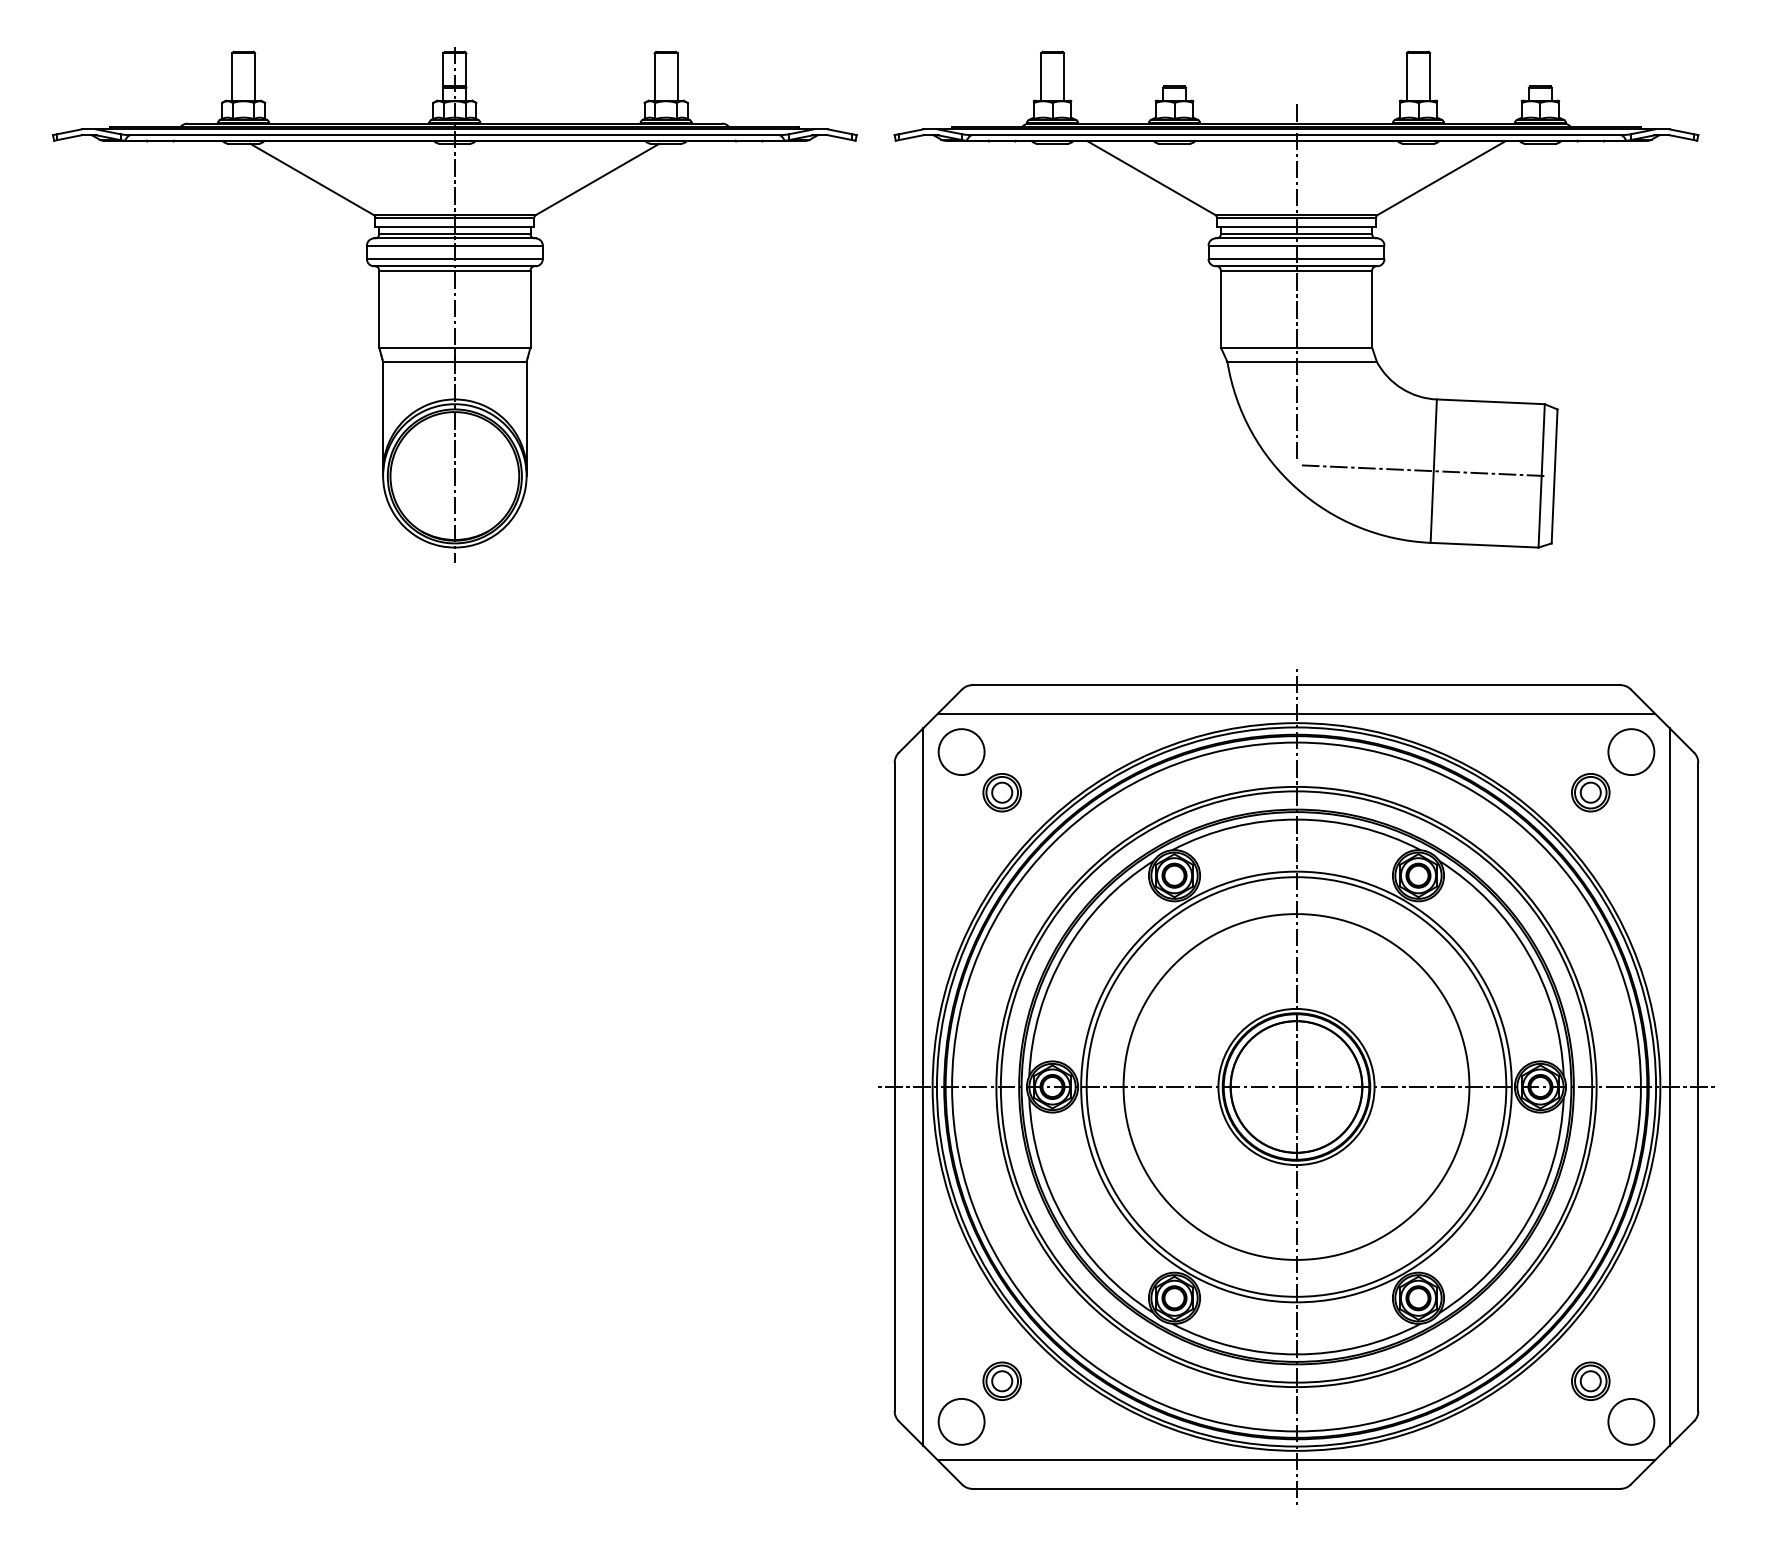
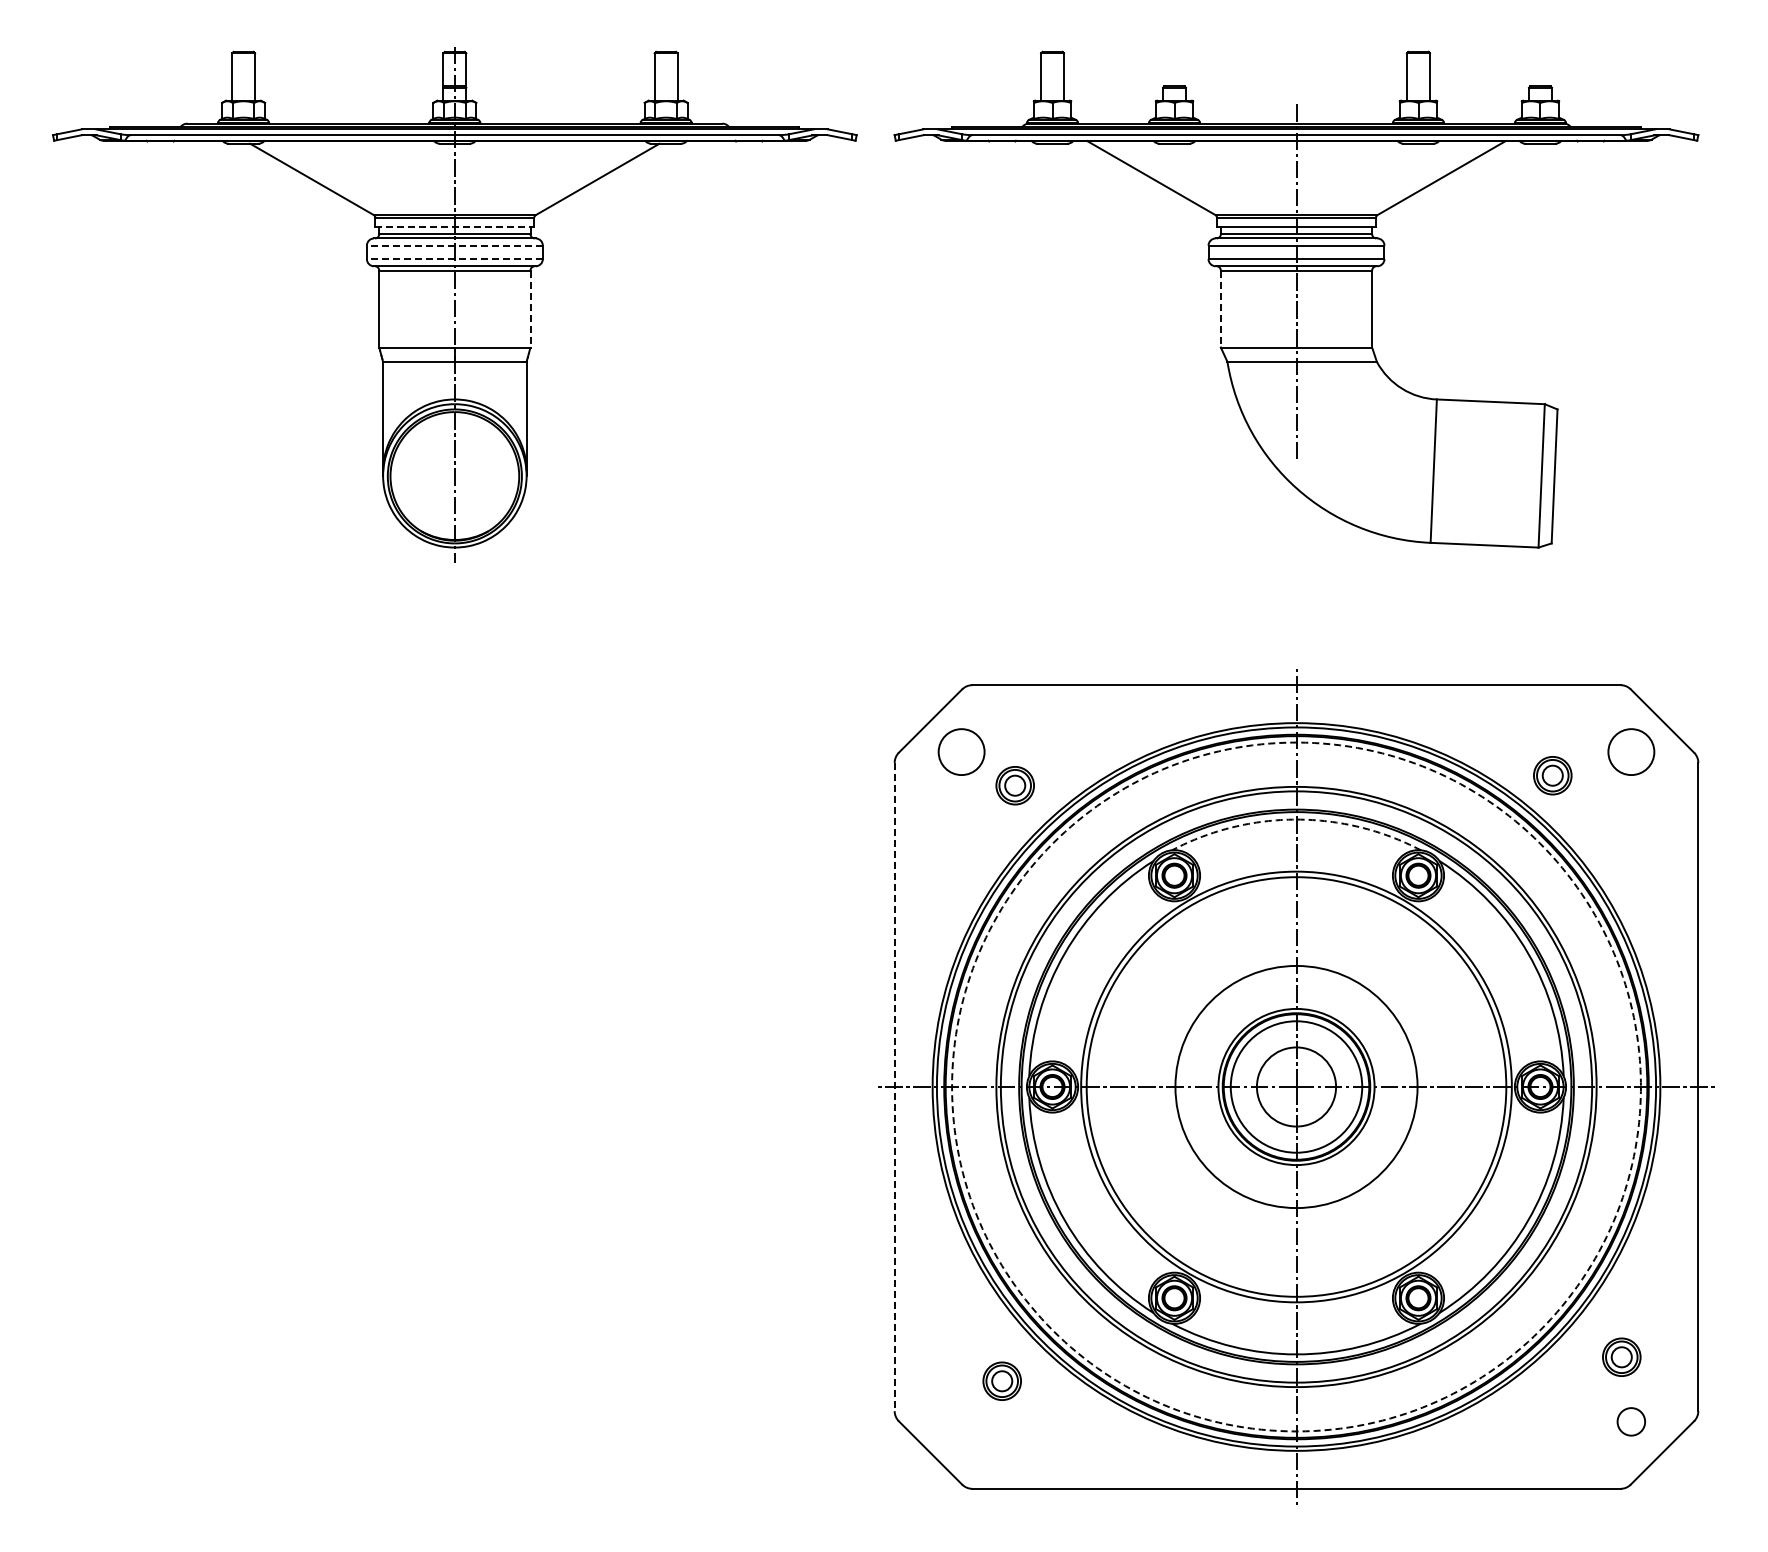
line: solid -> dashed (454, 226)
line: solid -> dashed (454, 245)
line: solid -> dashed (454, 259)
line: solid -> dashed (530, 309)
line: solid -> dashed (1220, 309)
line: present -> none (1424, 470)
line: present -> none (1296, 713)
part position: (1001, 792) -> (1014, 785) (1014, 785)
part position: (1590, 792) -> (1552, 775) (1552, 775)
arc: solid -> dashed (1296, 819)
line: present -> none (923, 1086)
circle diameter: 132 px -> 79 px (1296, 1086)
circle diameter: 346 px -> 242 px (1296, 1086)
circle: solid -> dashed (1296, 1086)
line: present -> none (1669, 1086)
line: solid -> dashed (894, 1087)
part position: (1590, 1380) -> (1621, 1356) (1621, 1356)
circle: present -> none (961, 1421)
circle diameter: 46 px -> 28 px (1631, 1421)
line: present -> none (1296, 1460)
